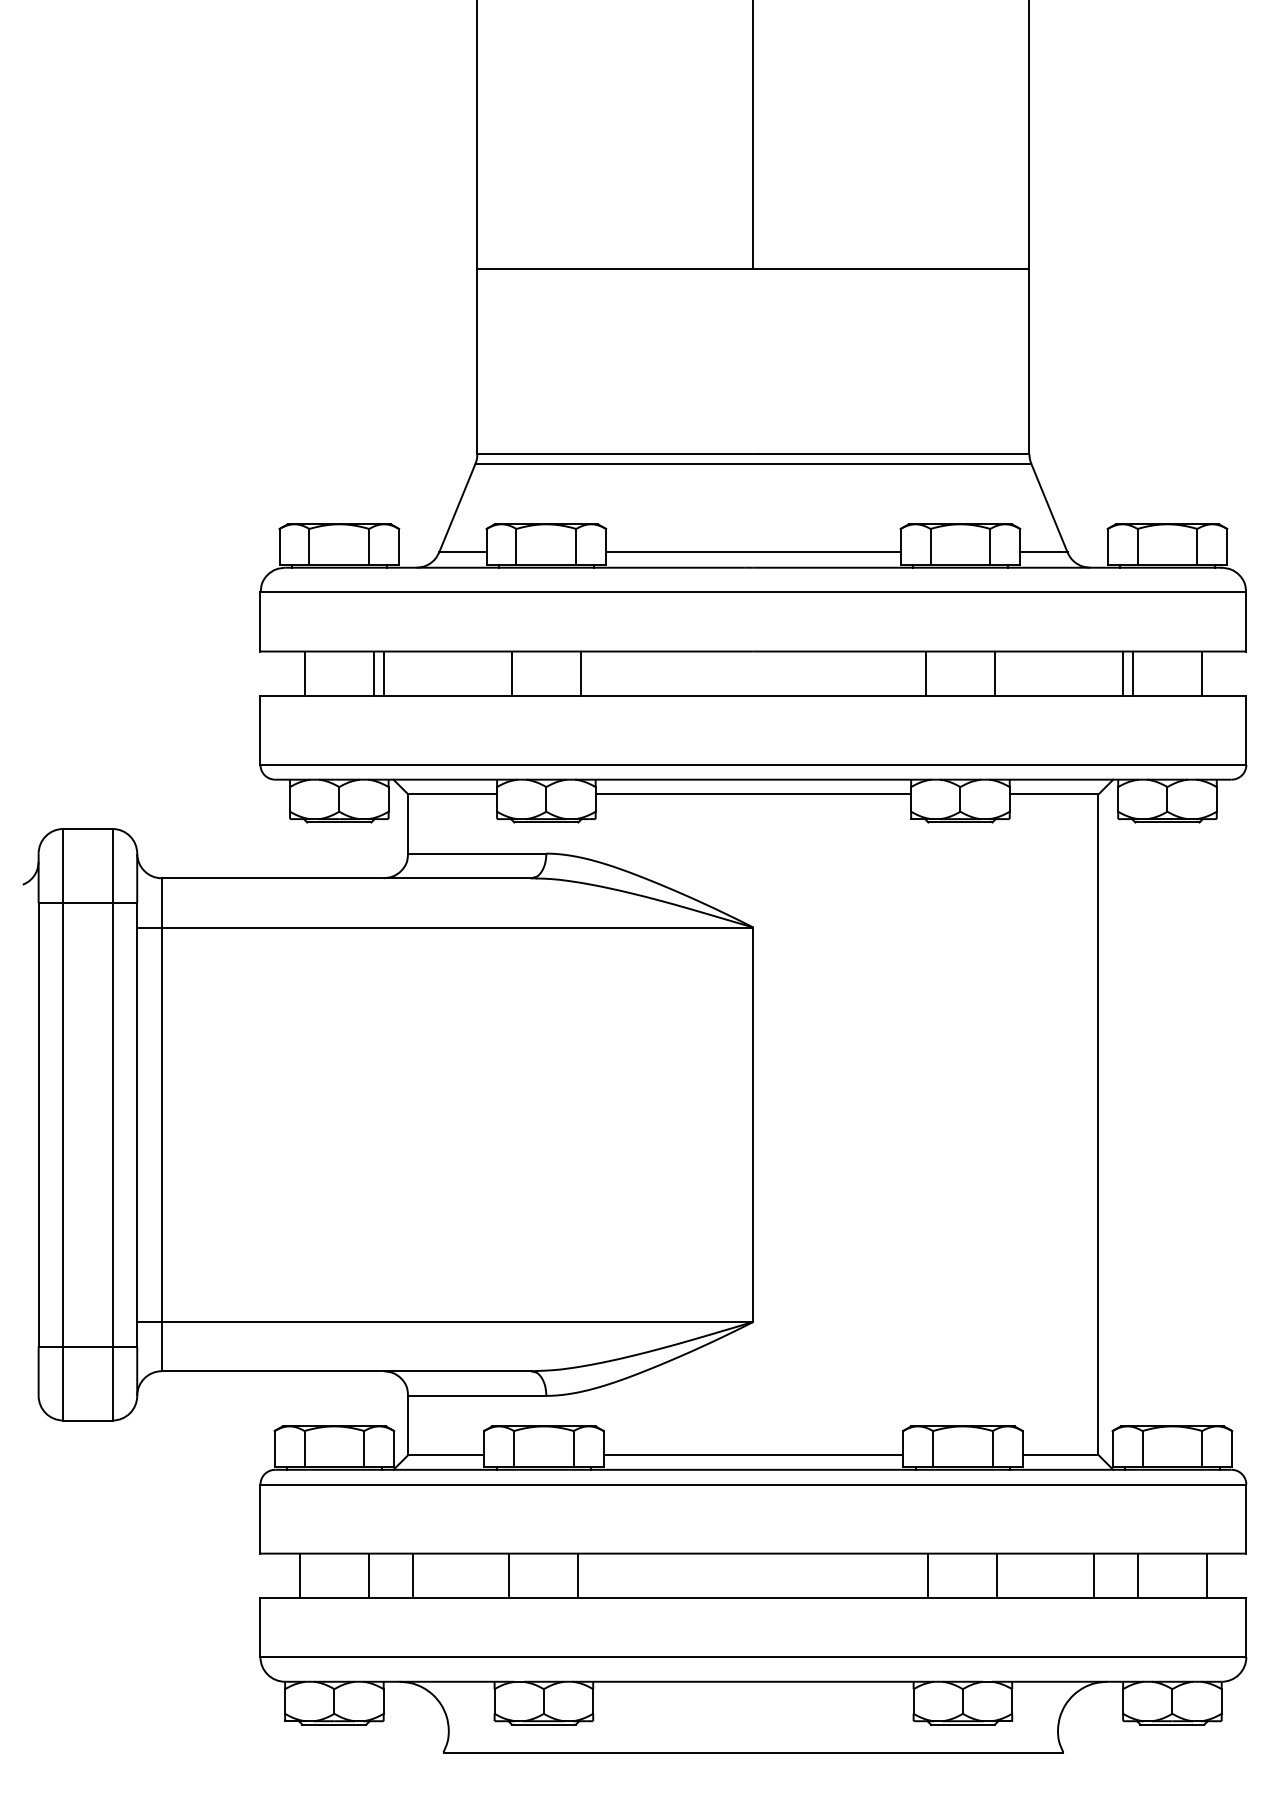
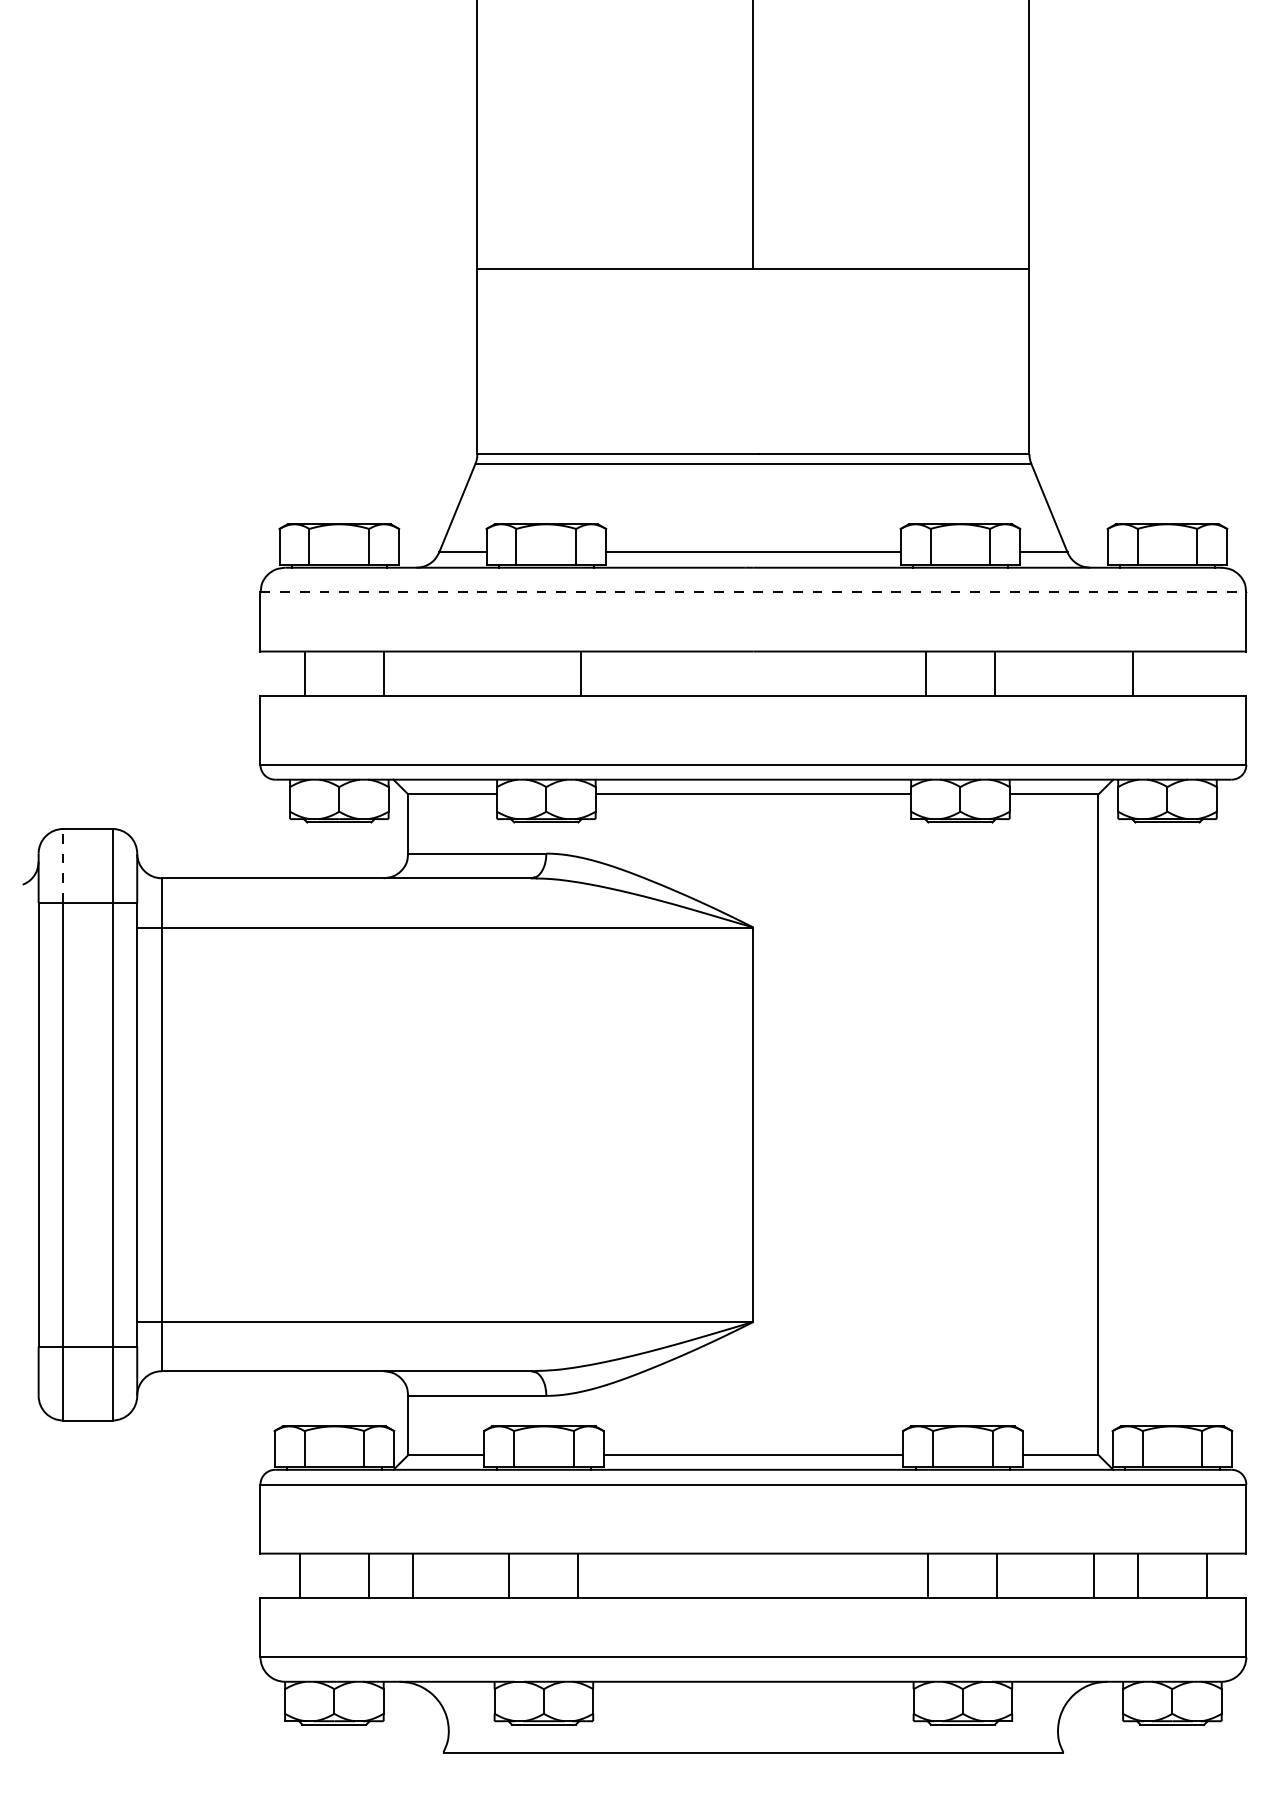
line: solid -> dashed (753, 592)
line: present -> none (373, 673)
line: present -> none (511, 673)
line: present -> none (1123, 673)
line: present -> none (1201, 673)
line: solid -> dashed (63, 865)
